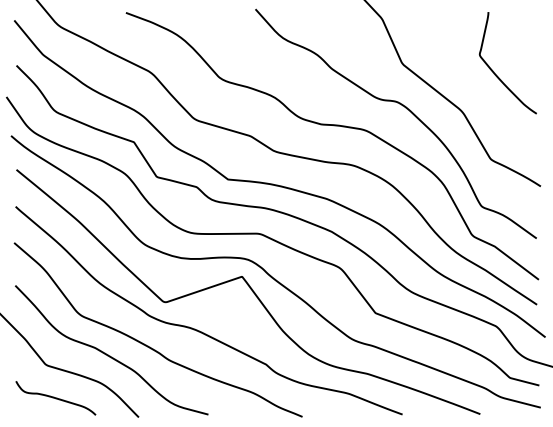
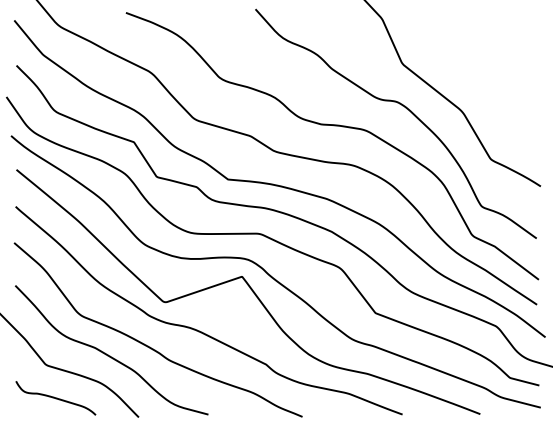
curve: present -> none (496, 74)
